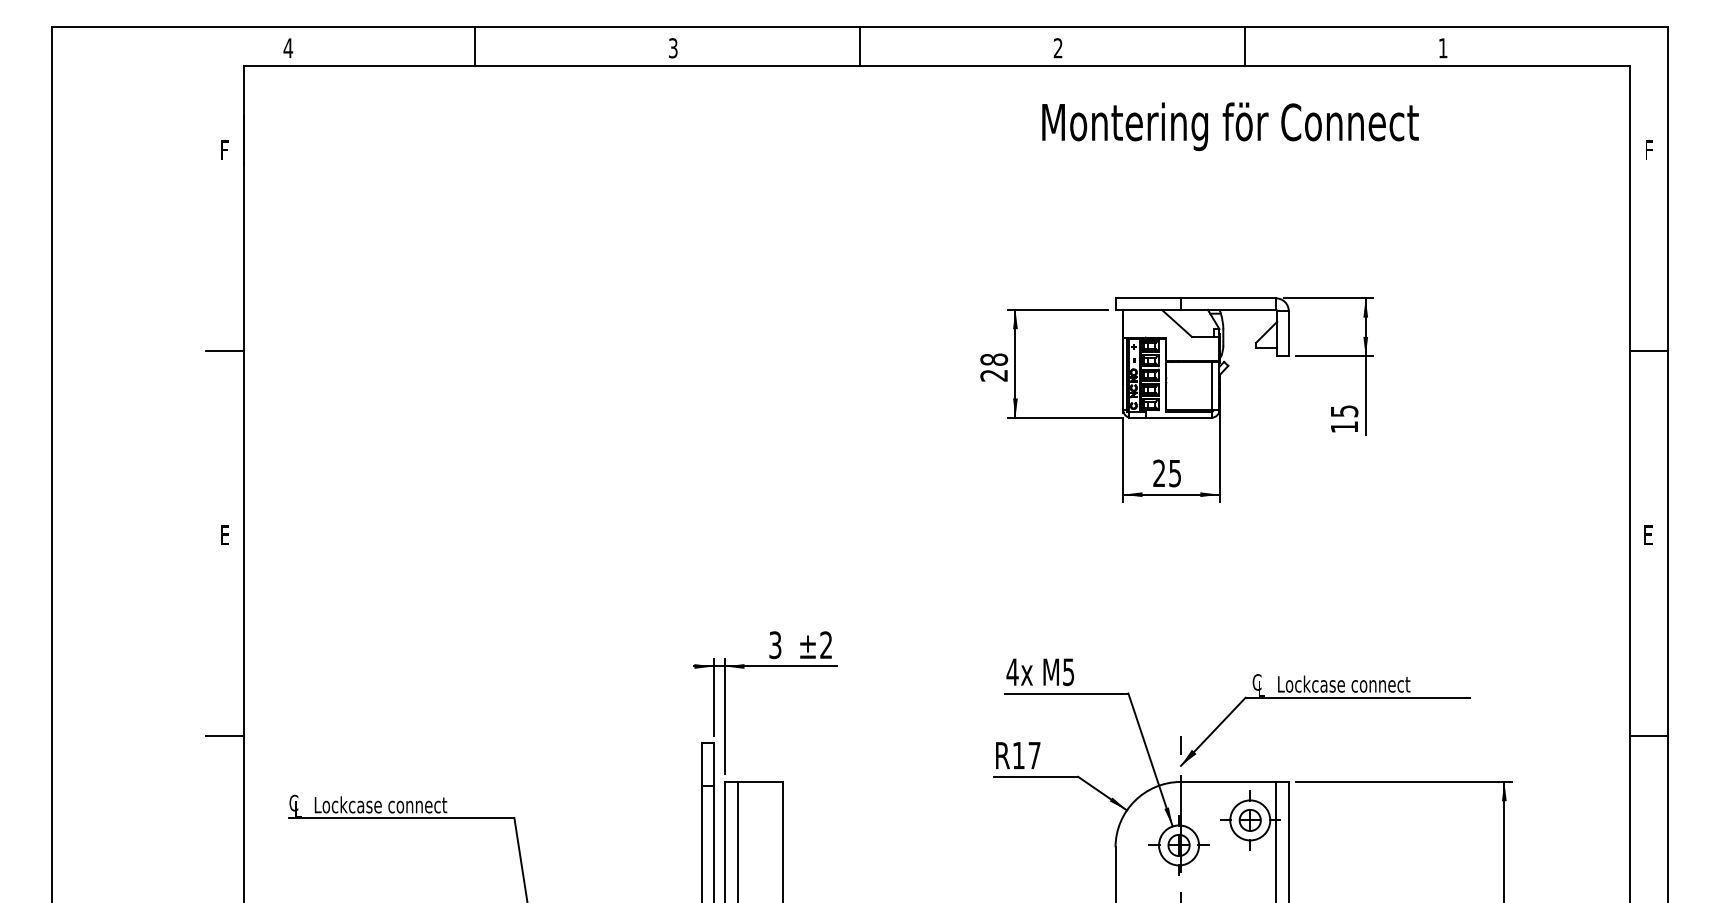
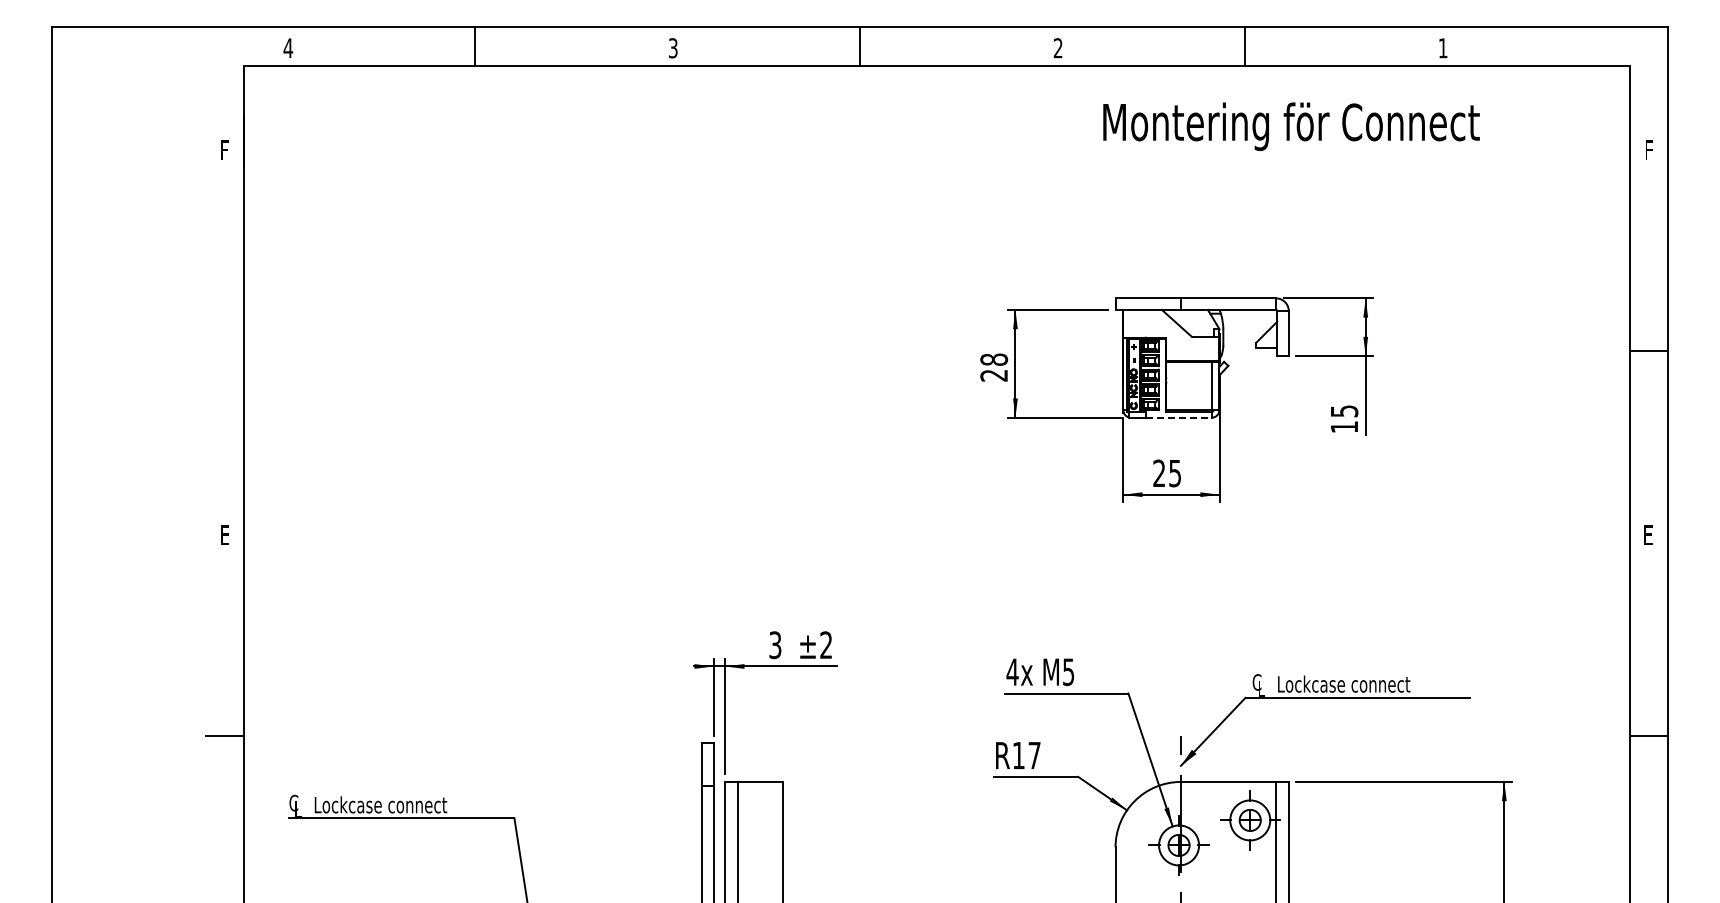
text position: (1230, 126) -> (1291, 126) (1291, 126)
line: present -> none (224, 350)
line: solid -> dashed (1179, 417)
